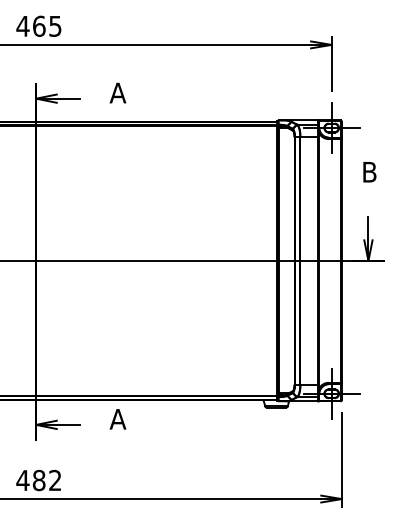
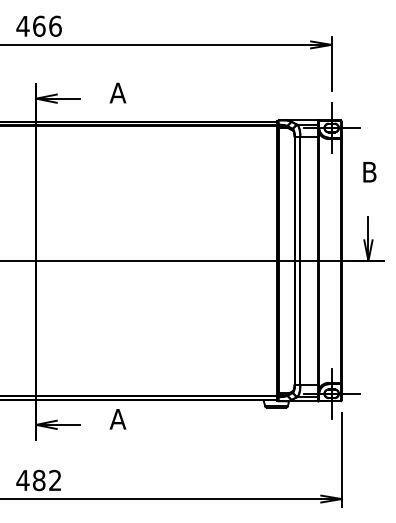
text: 465 -> 466 (55, 25)
